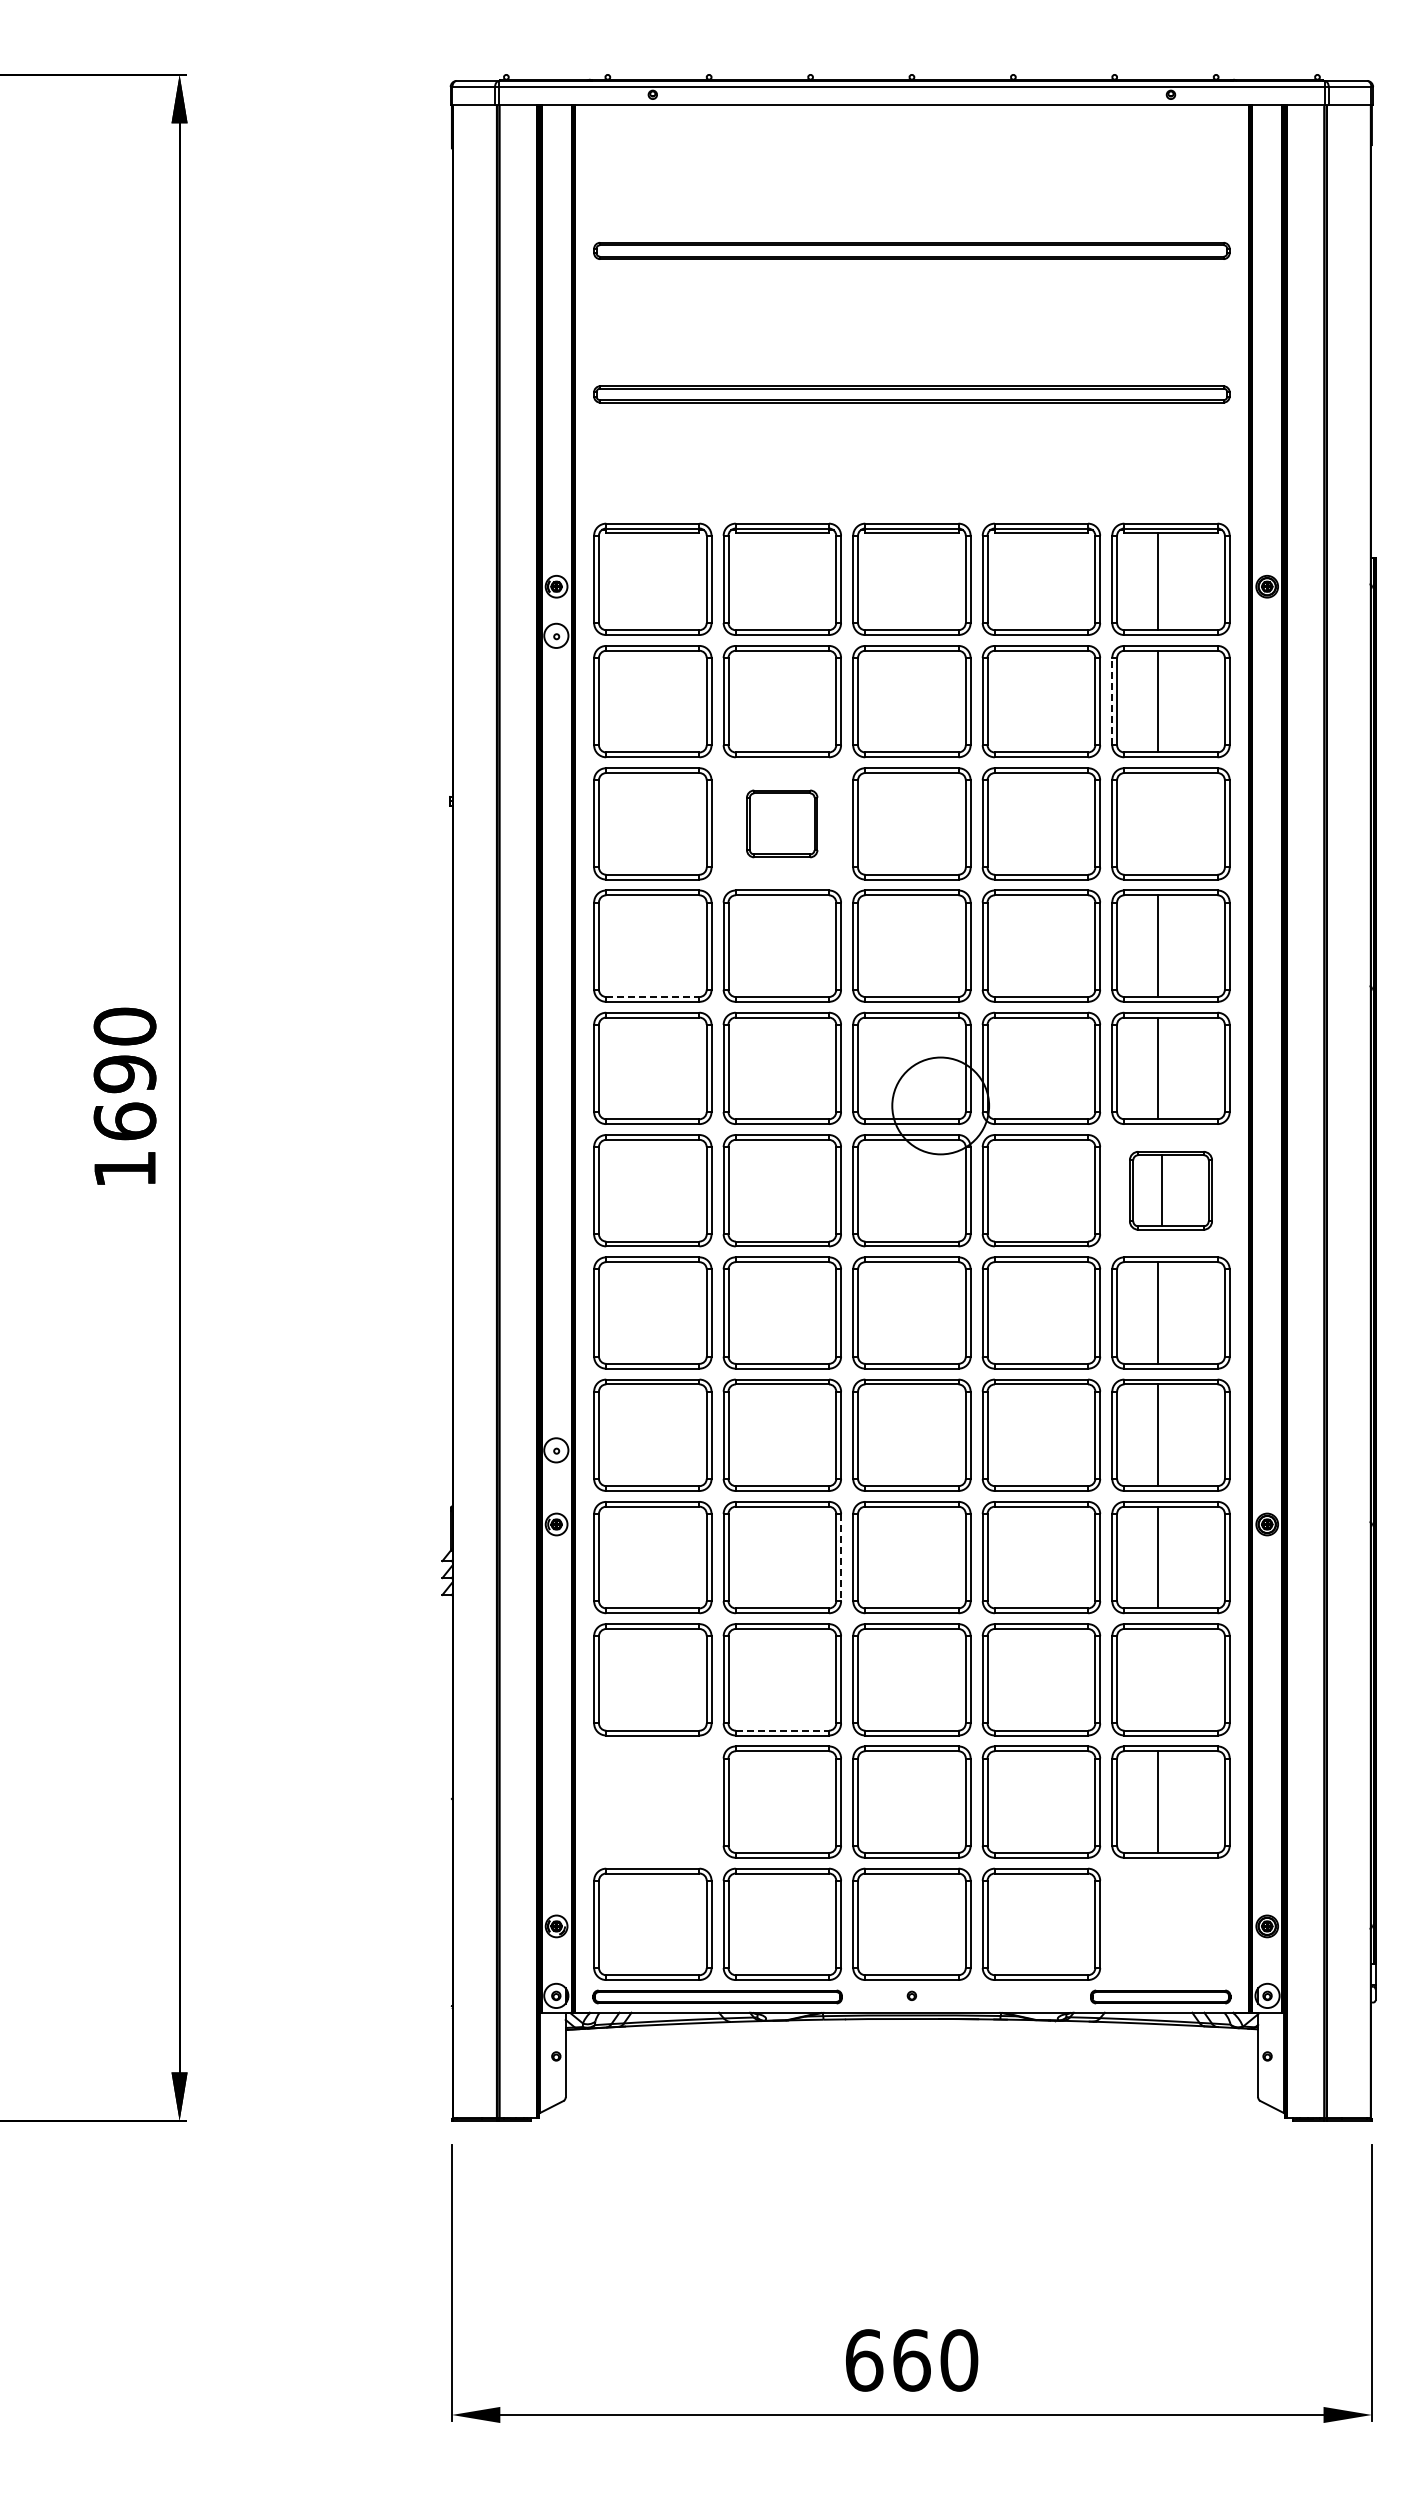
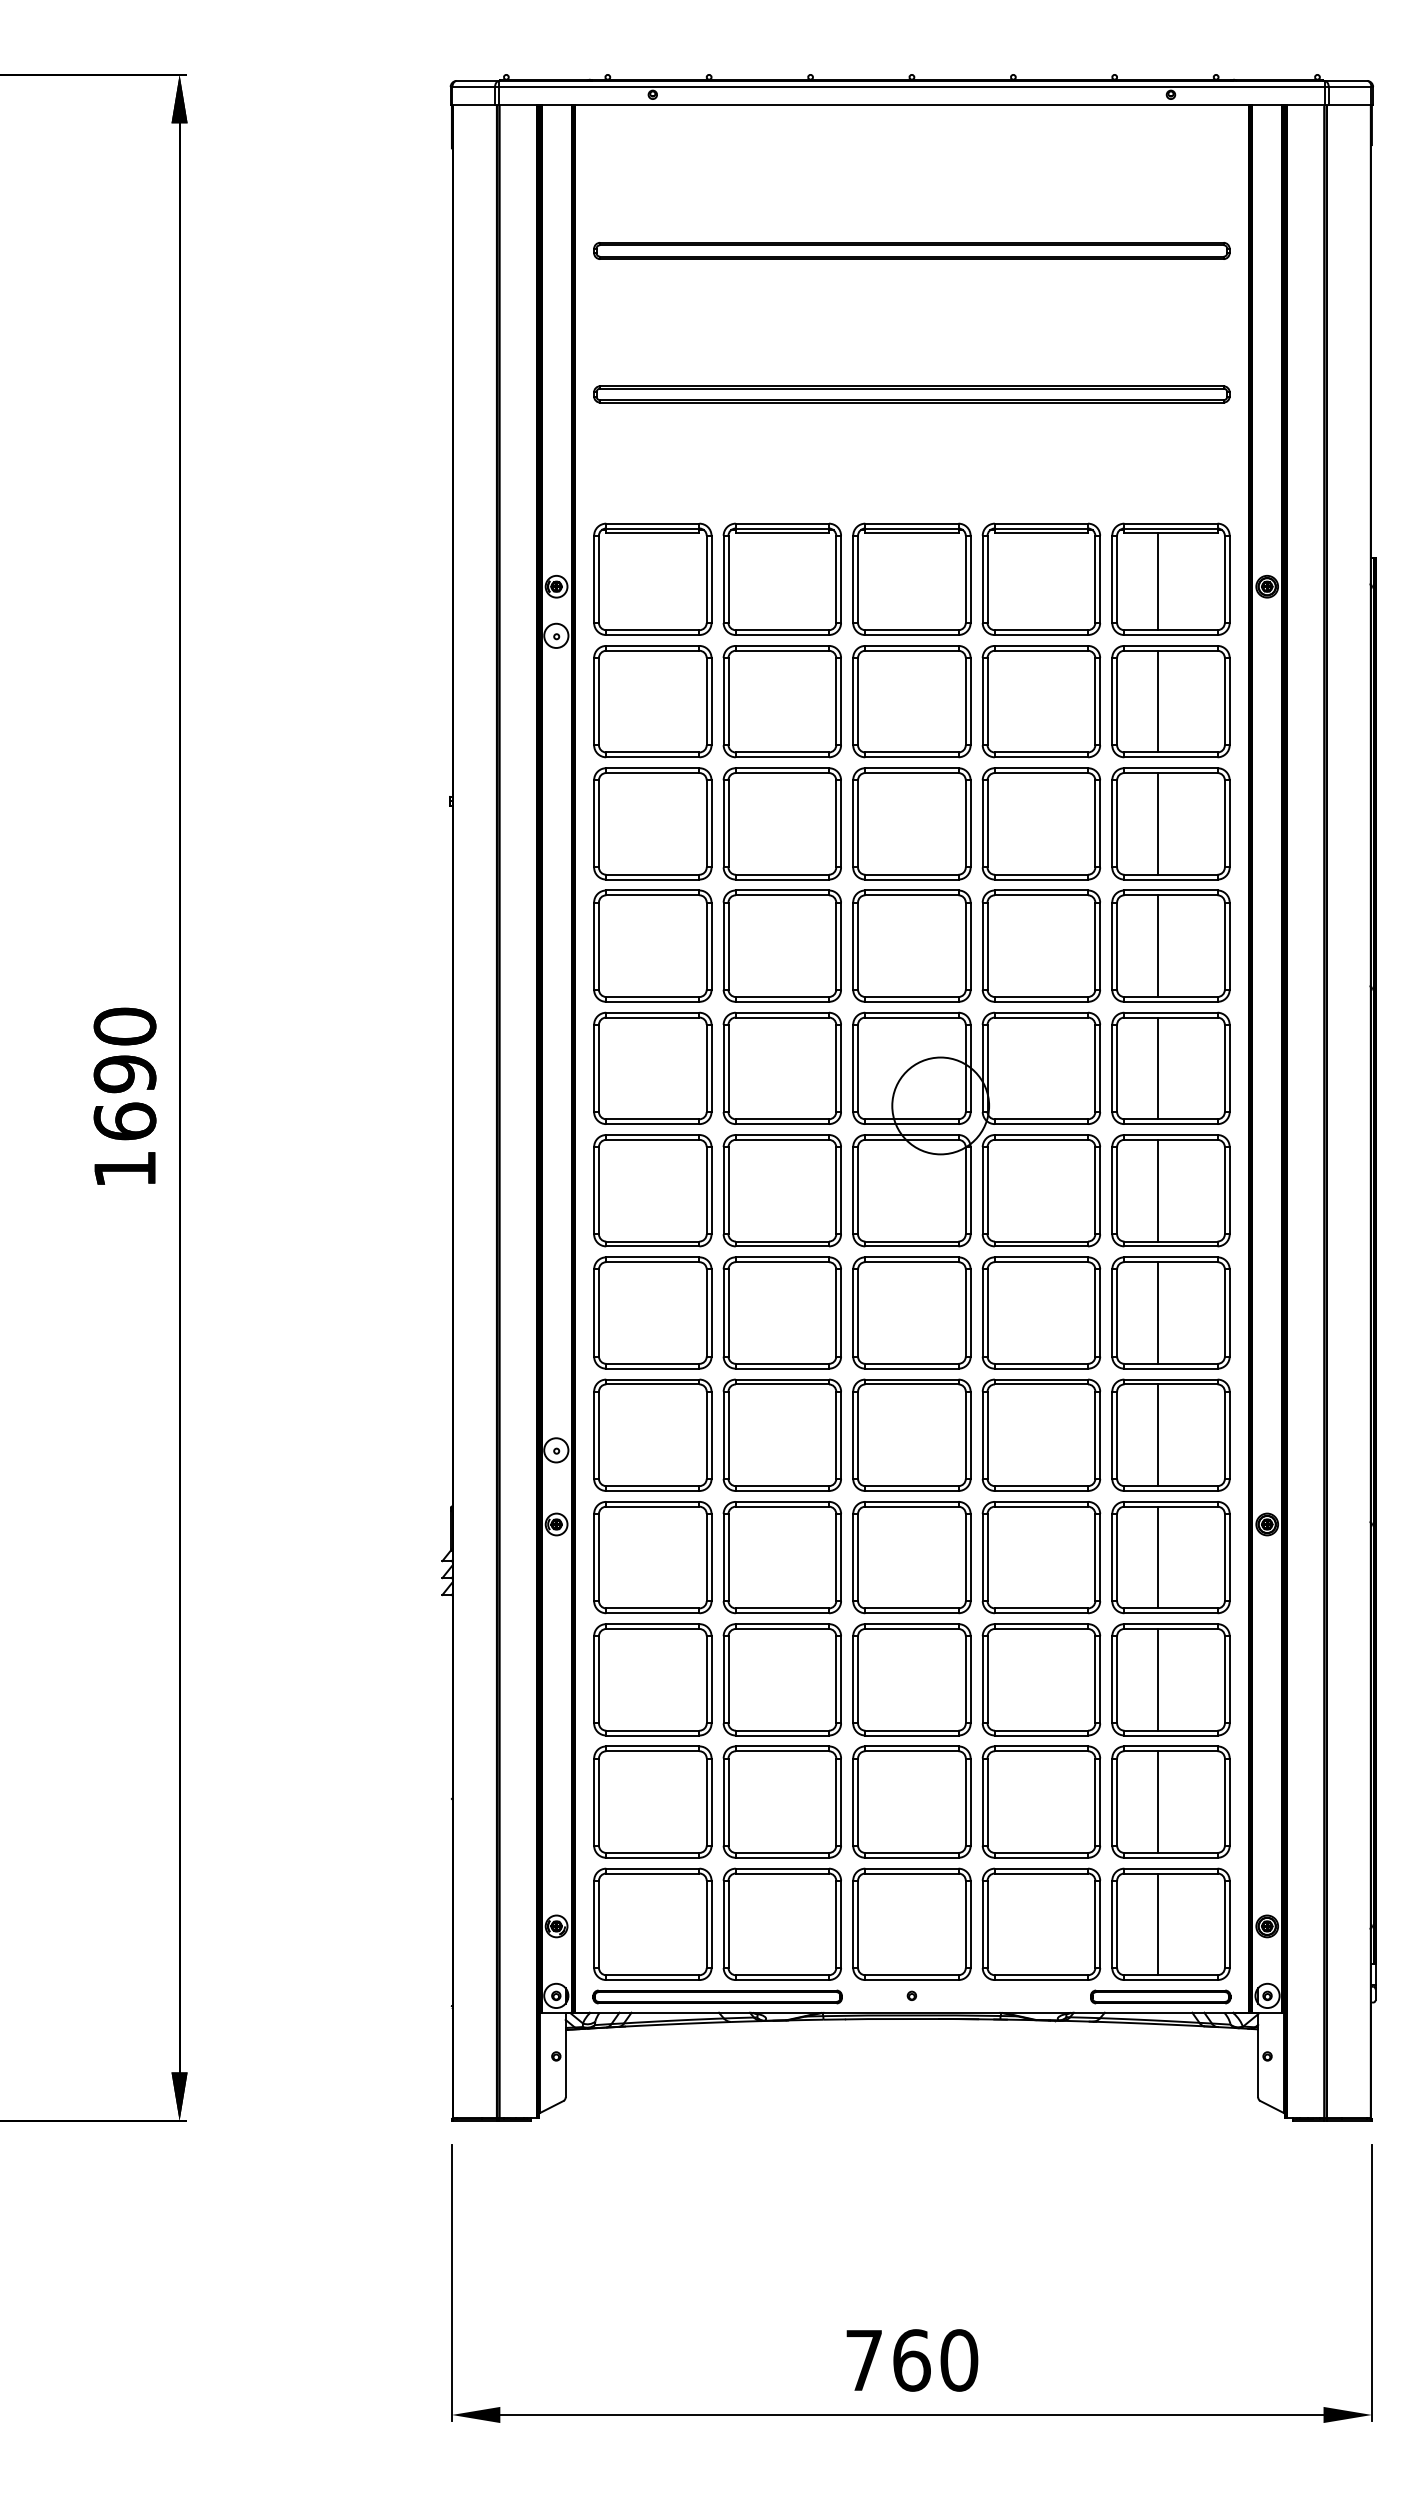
line: dashed -> solid (1112, 701)
part size: 73x70 px -> 120x114 px (781, 823)
line: none -> present (1157, 823)
line: dashed -> solid (652, 997)
part size: 84x80 px -> 120x114 px (1170, 1190)
line: dashed -> solid (841, 1557)
line: none -> present (1157, 1679)
line: dashed -> solid (782, 1730)
part: none -> present (652, 1801)
part: none -> present (1170, 1923)
text: 660 -> 760 (864, 2360)
